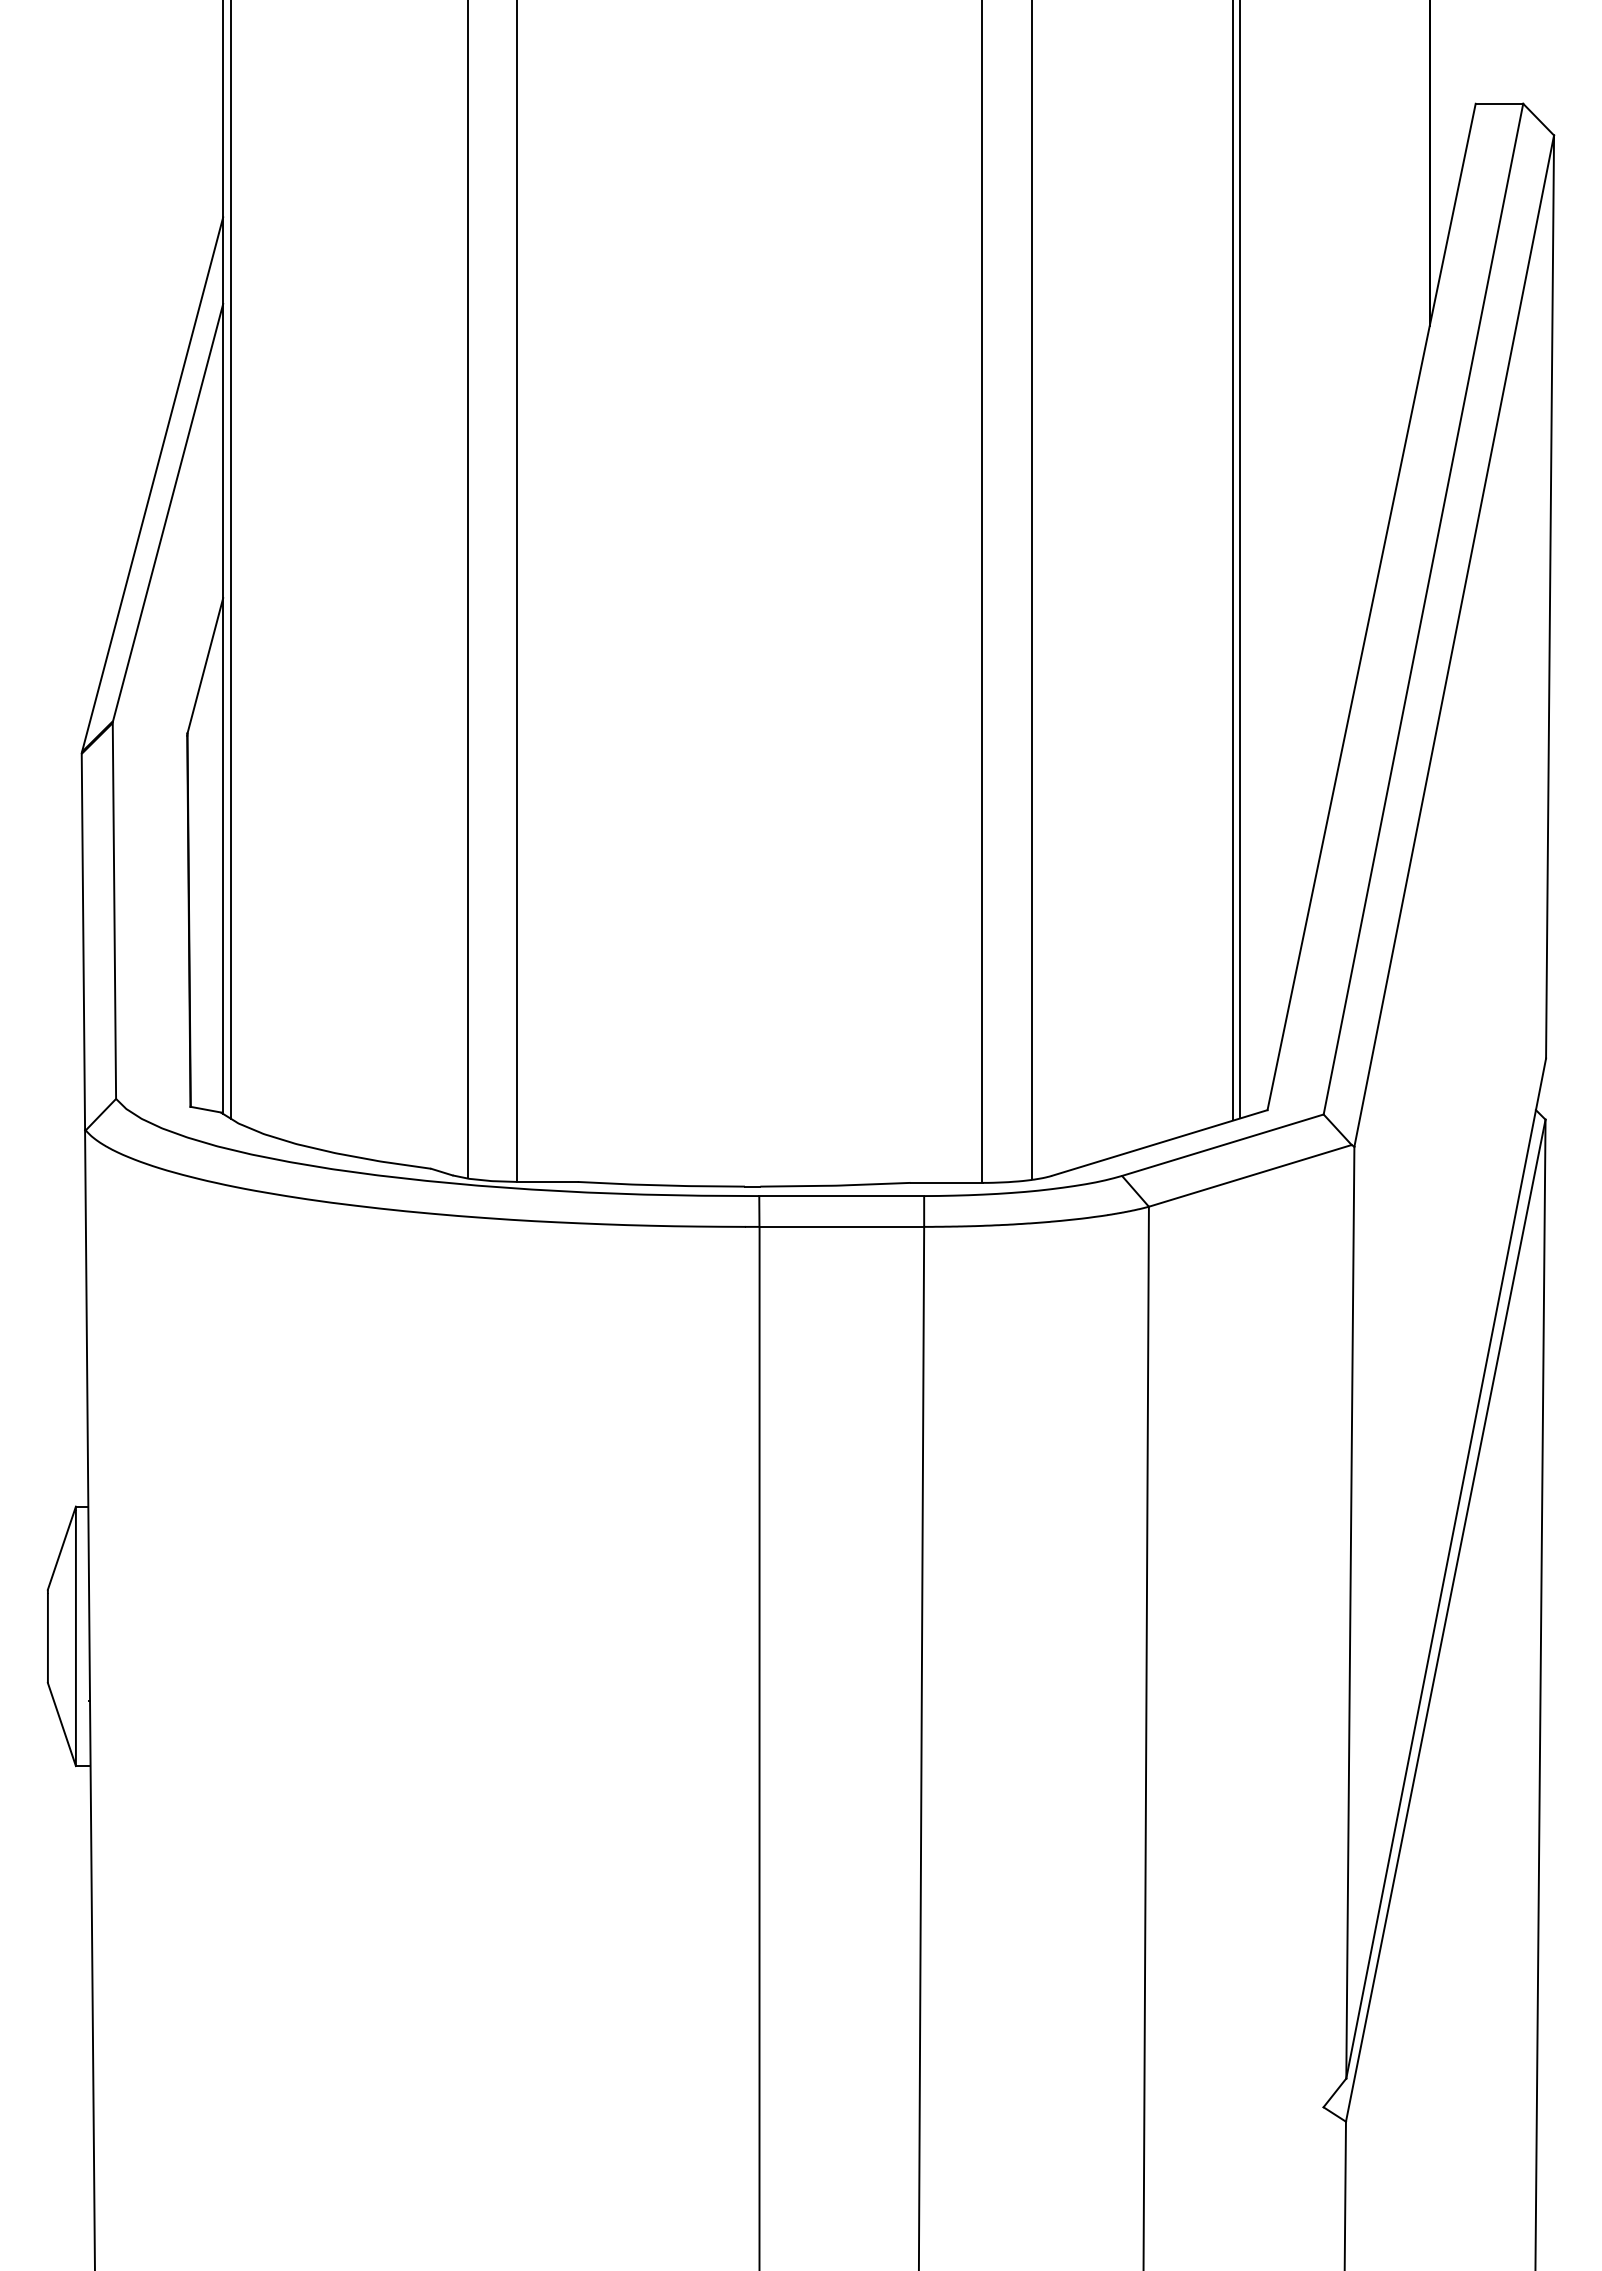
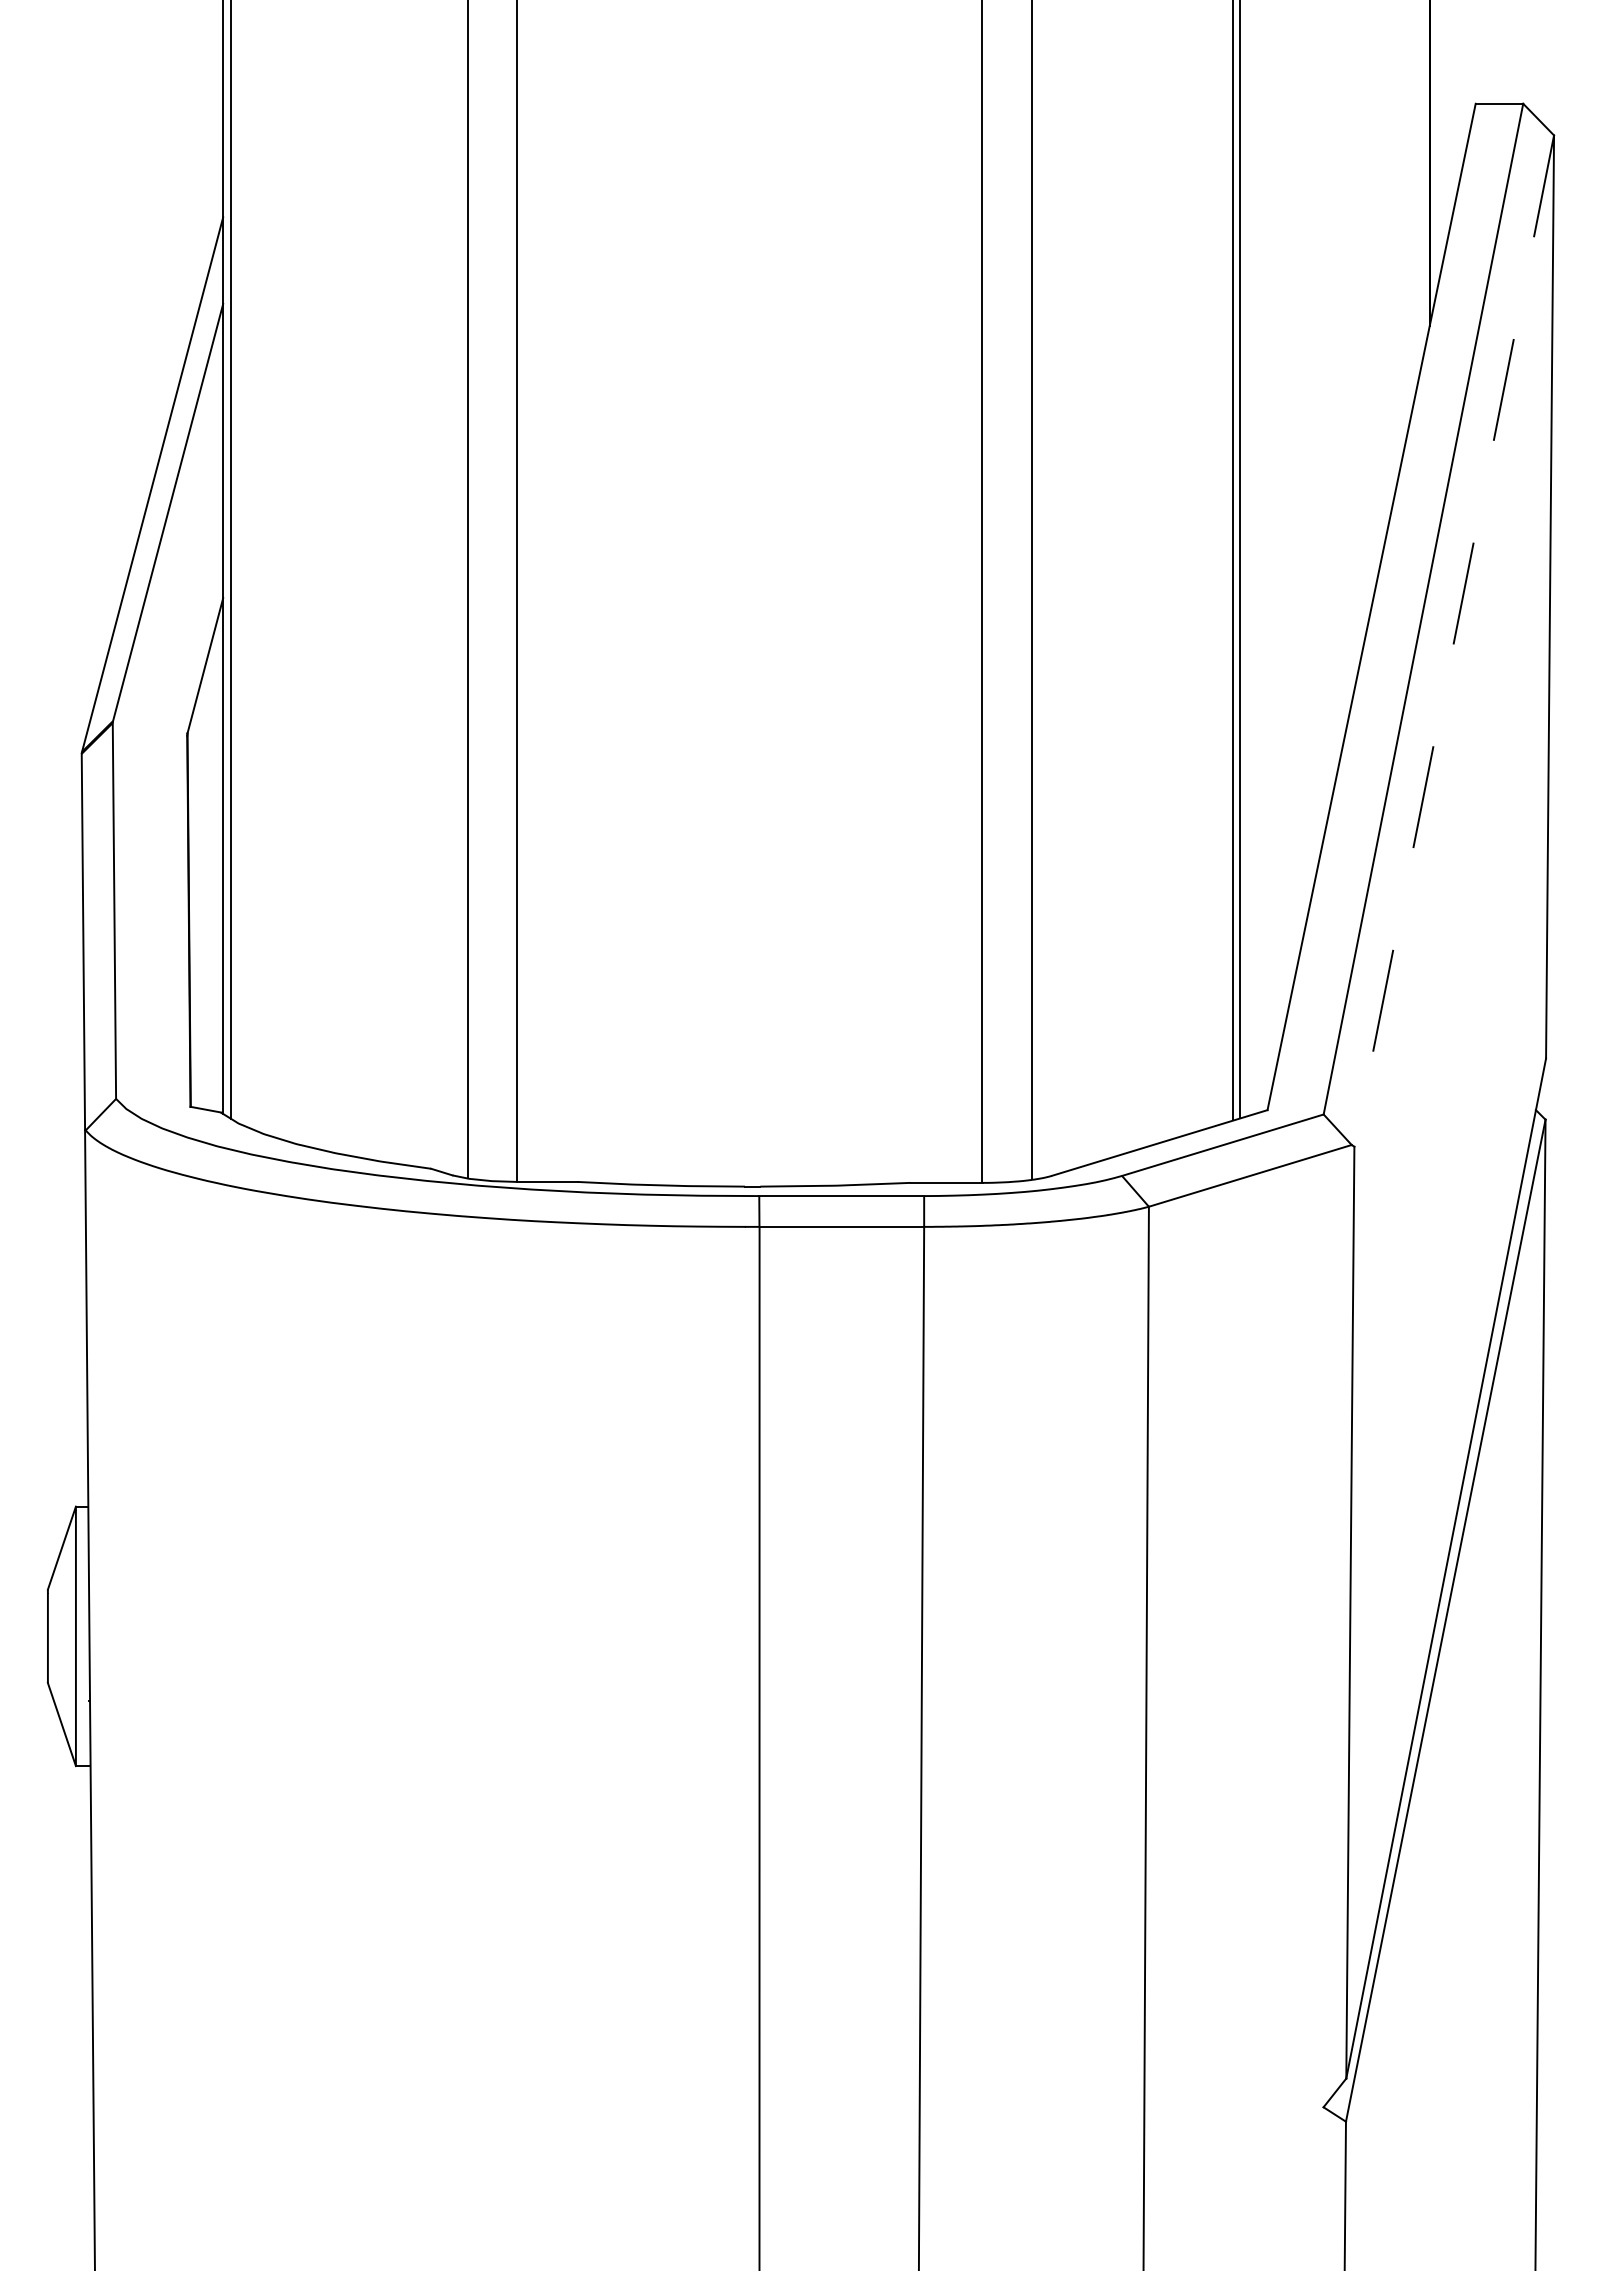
line: solid -> dashed (1454, 641)
